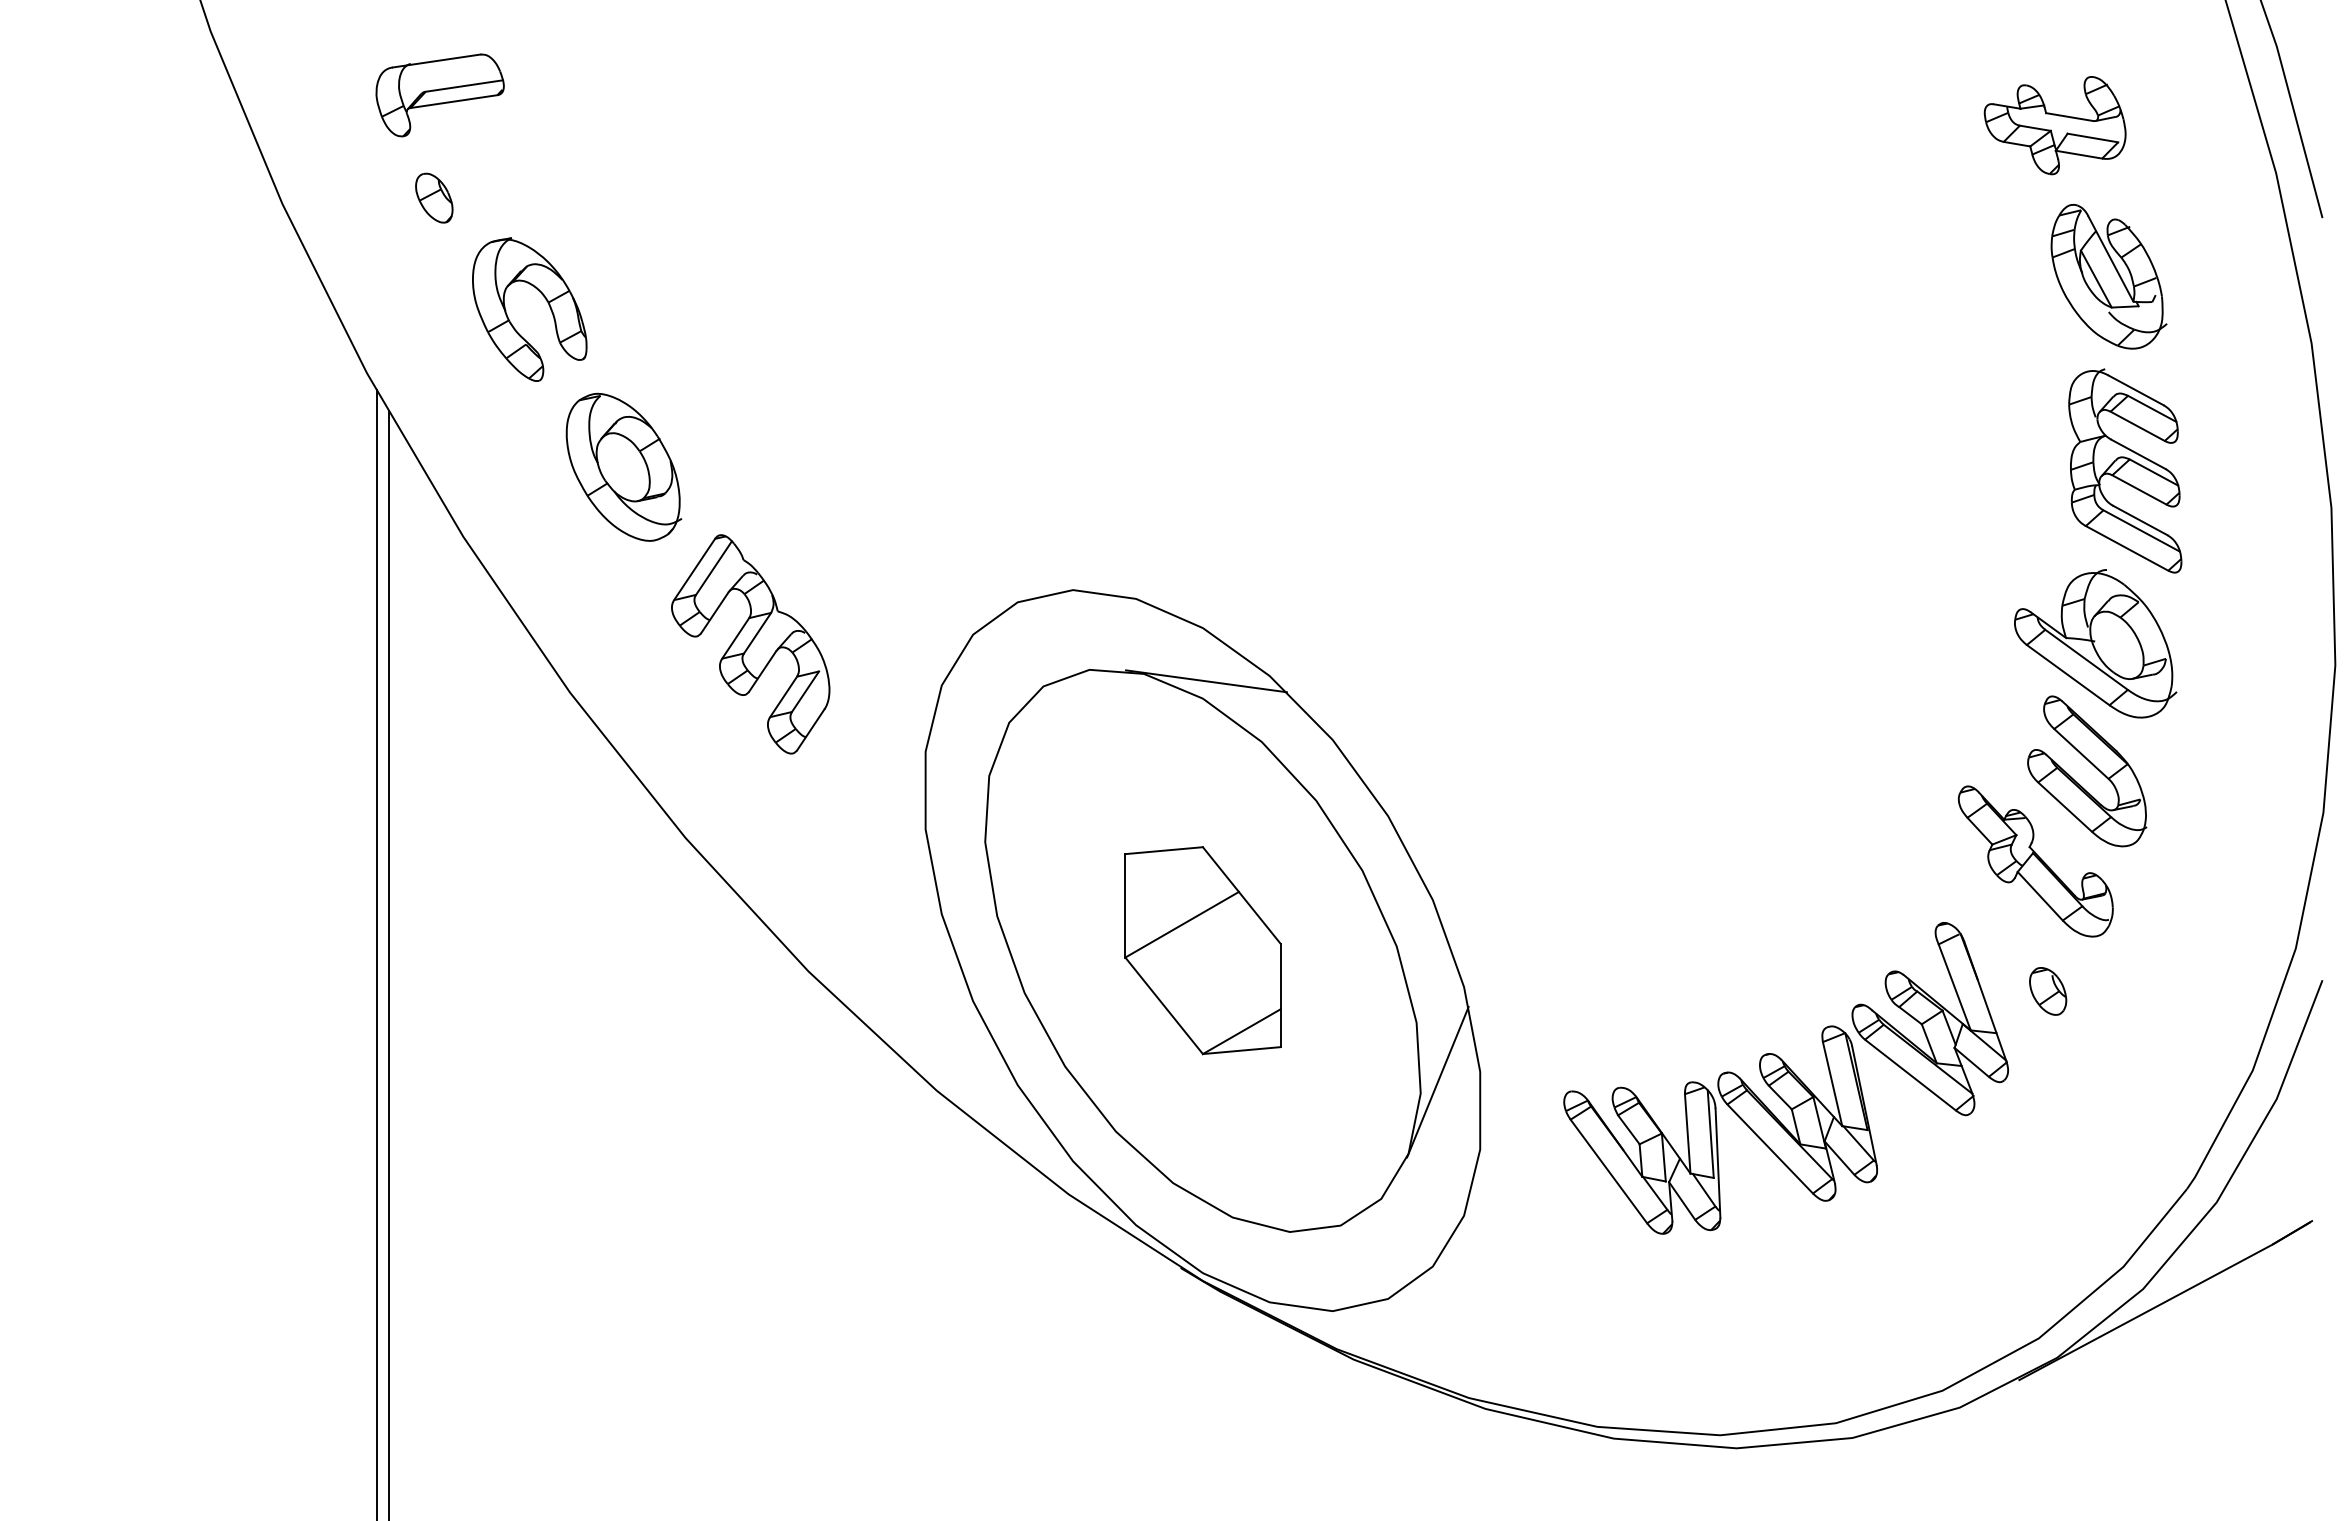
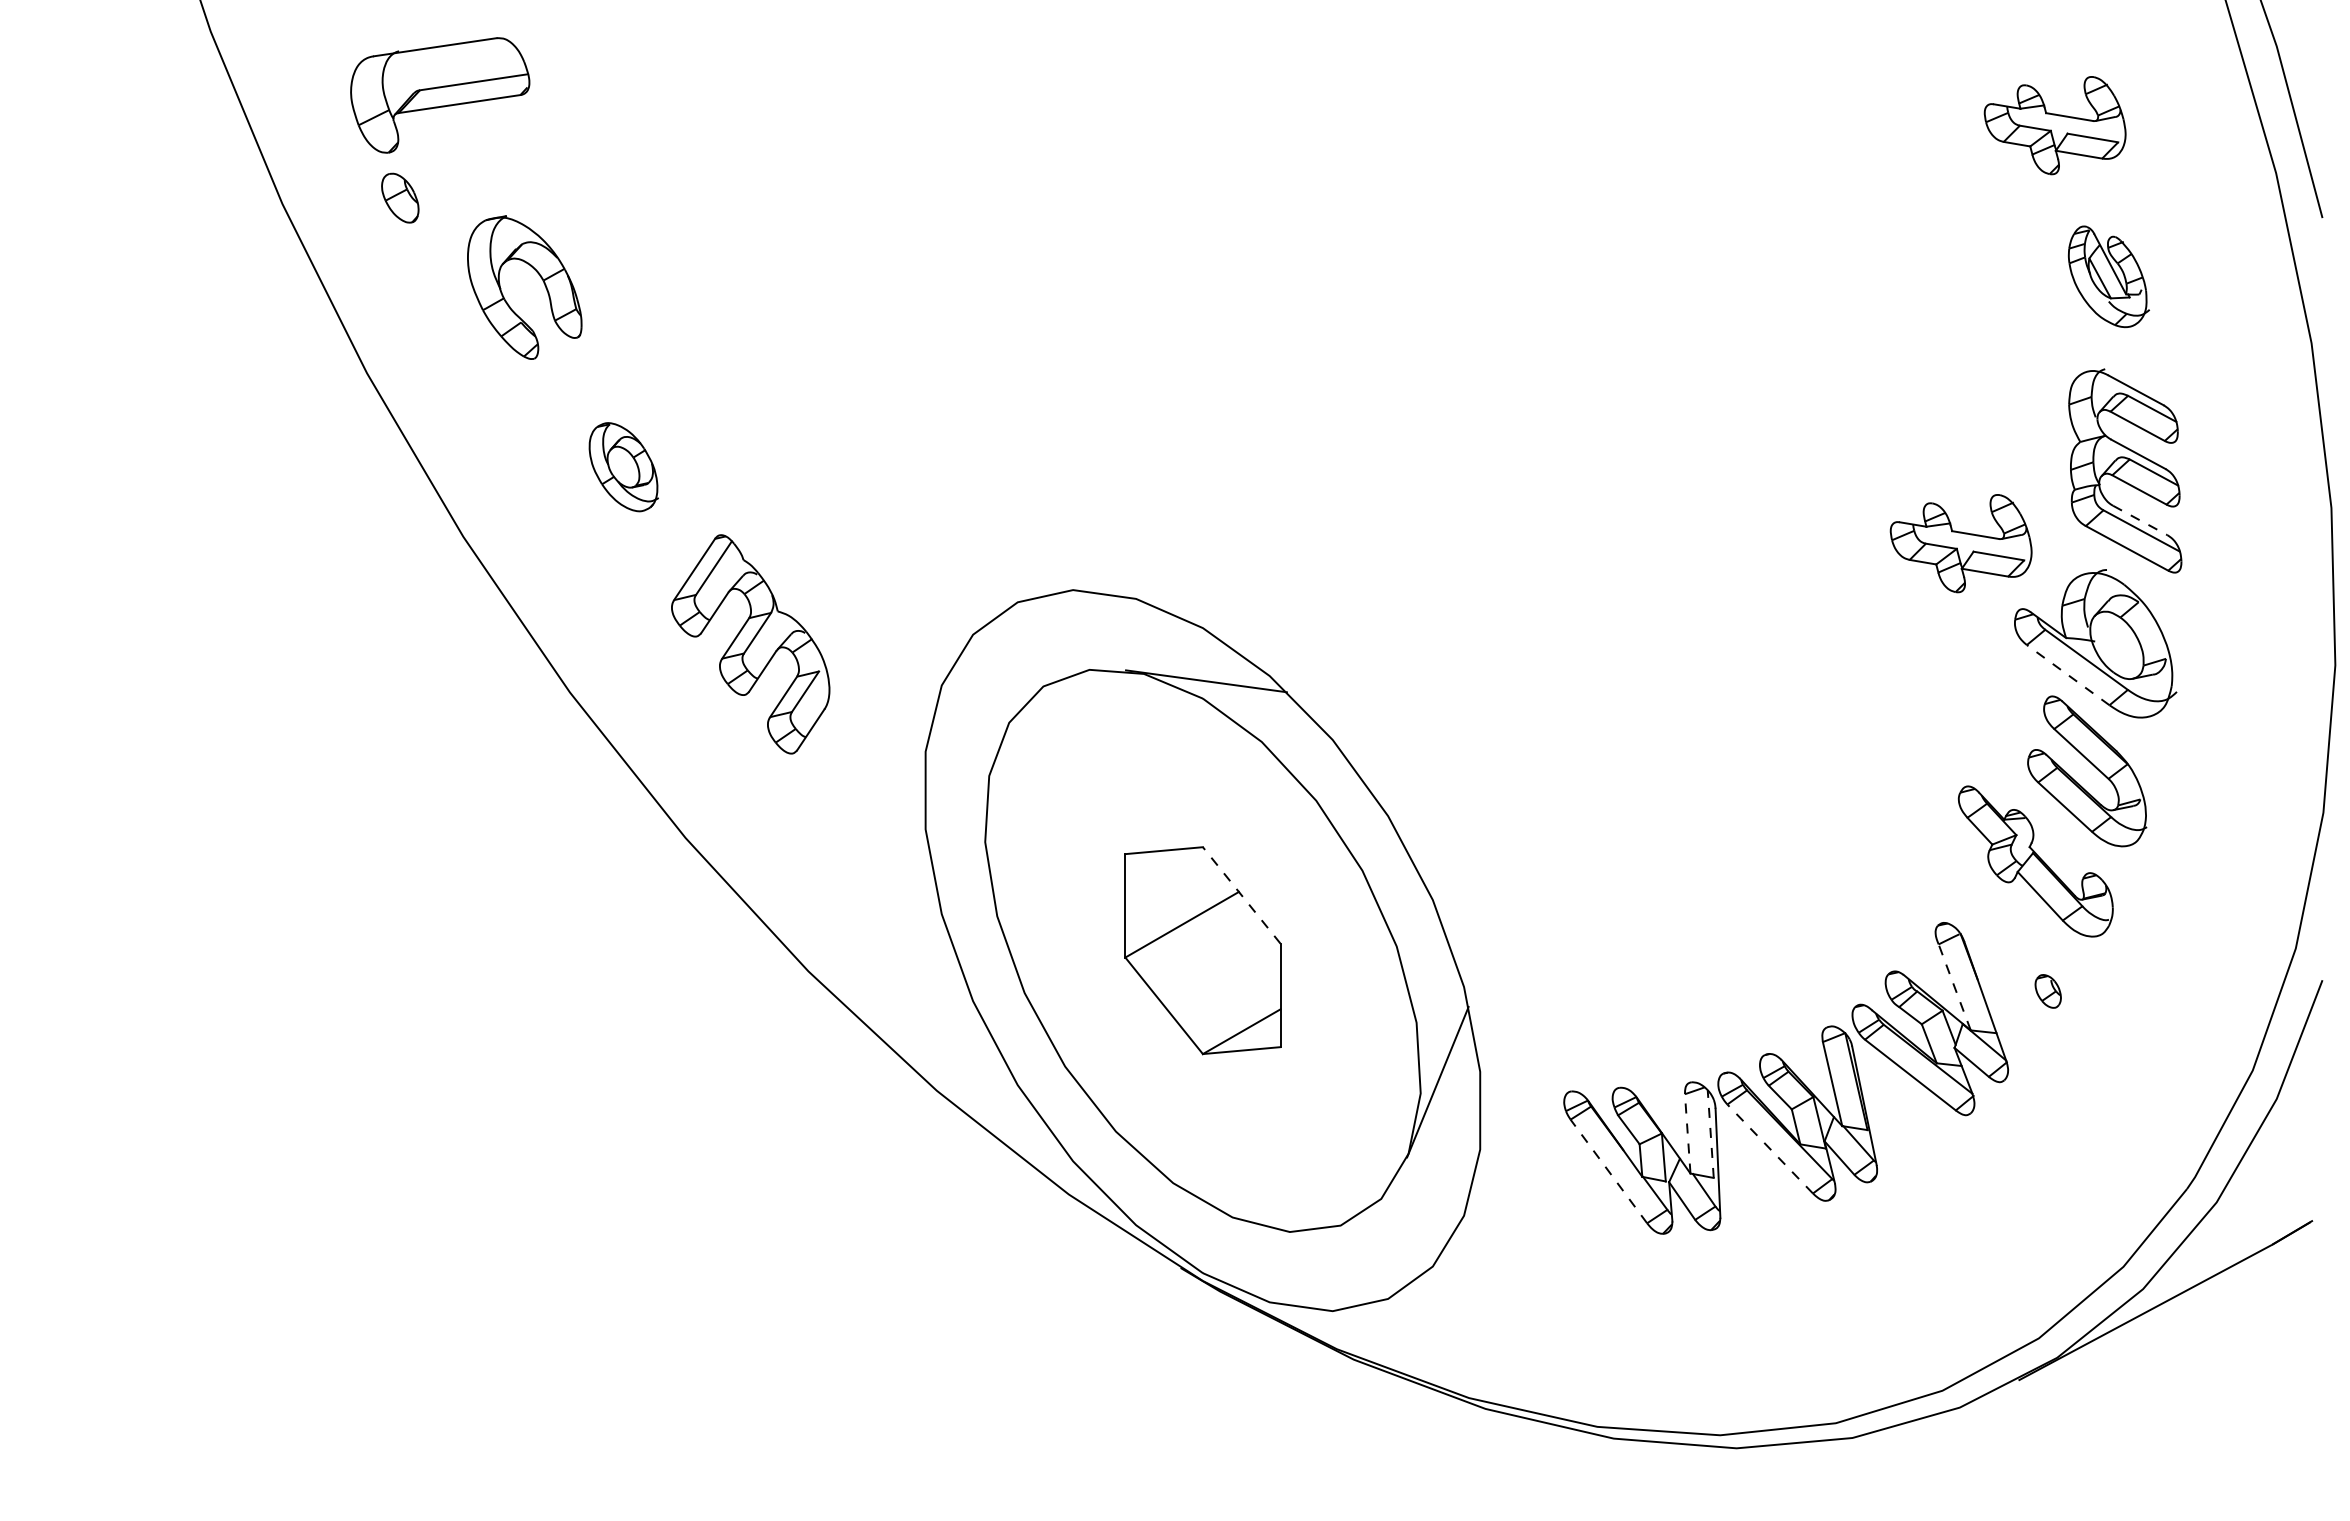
part size: 130x85 px -> 181x117 px (440, 95)
part position: (434, 197) -> (400, 197) (400, 197)
part size: 118x146 px -> 83x104 px (2108, 276)
part position: (544, 298) -> (539, 276) (539, 276)
part size: 118x150 px -> 71x91 px (623, 467)
line: solid -> dashed (2140, 520)
part: none -> present (1960, 543)
line: solid -> dashed (2067, 674)
line: solid -> dashed (1241, 895)
line: present -> none (376, 953)
line: present -> none (389, 964)
line: solid -> dashed (1954, 987)
part size: 39x49 px -> 28x35 px (2047, 991)
line: solid -> dashed (1687, 1133)
line: solid -> dashed (1710, 1134)
line: solid -> dashed (1770, 1149)
line: solid -> dashed (1608, 1171)
